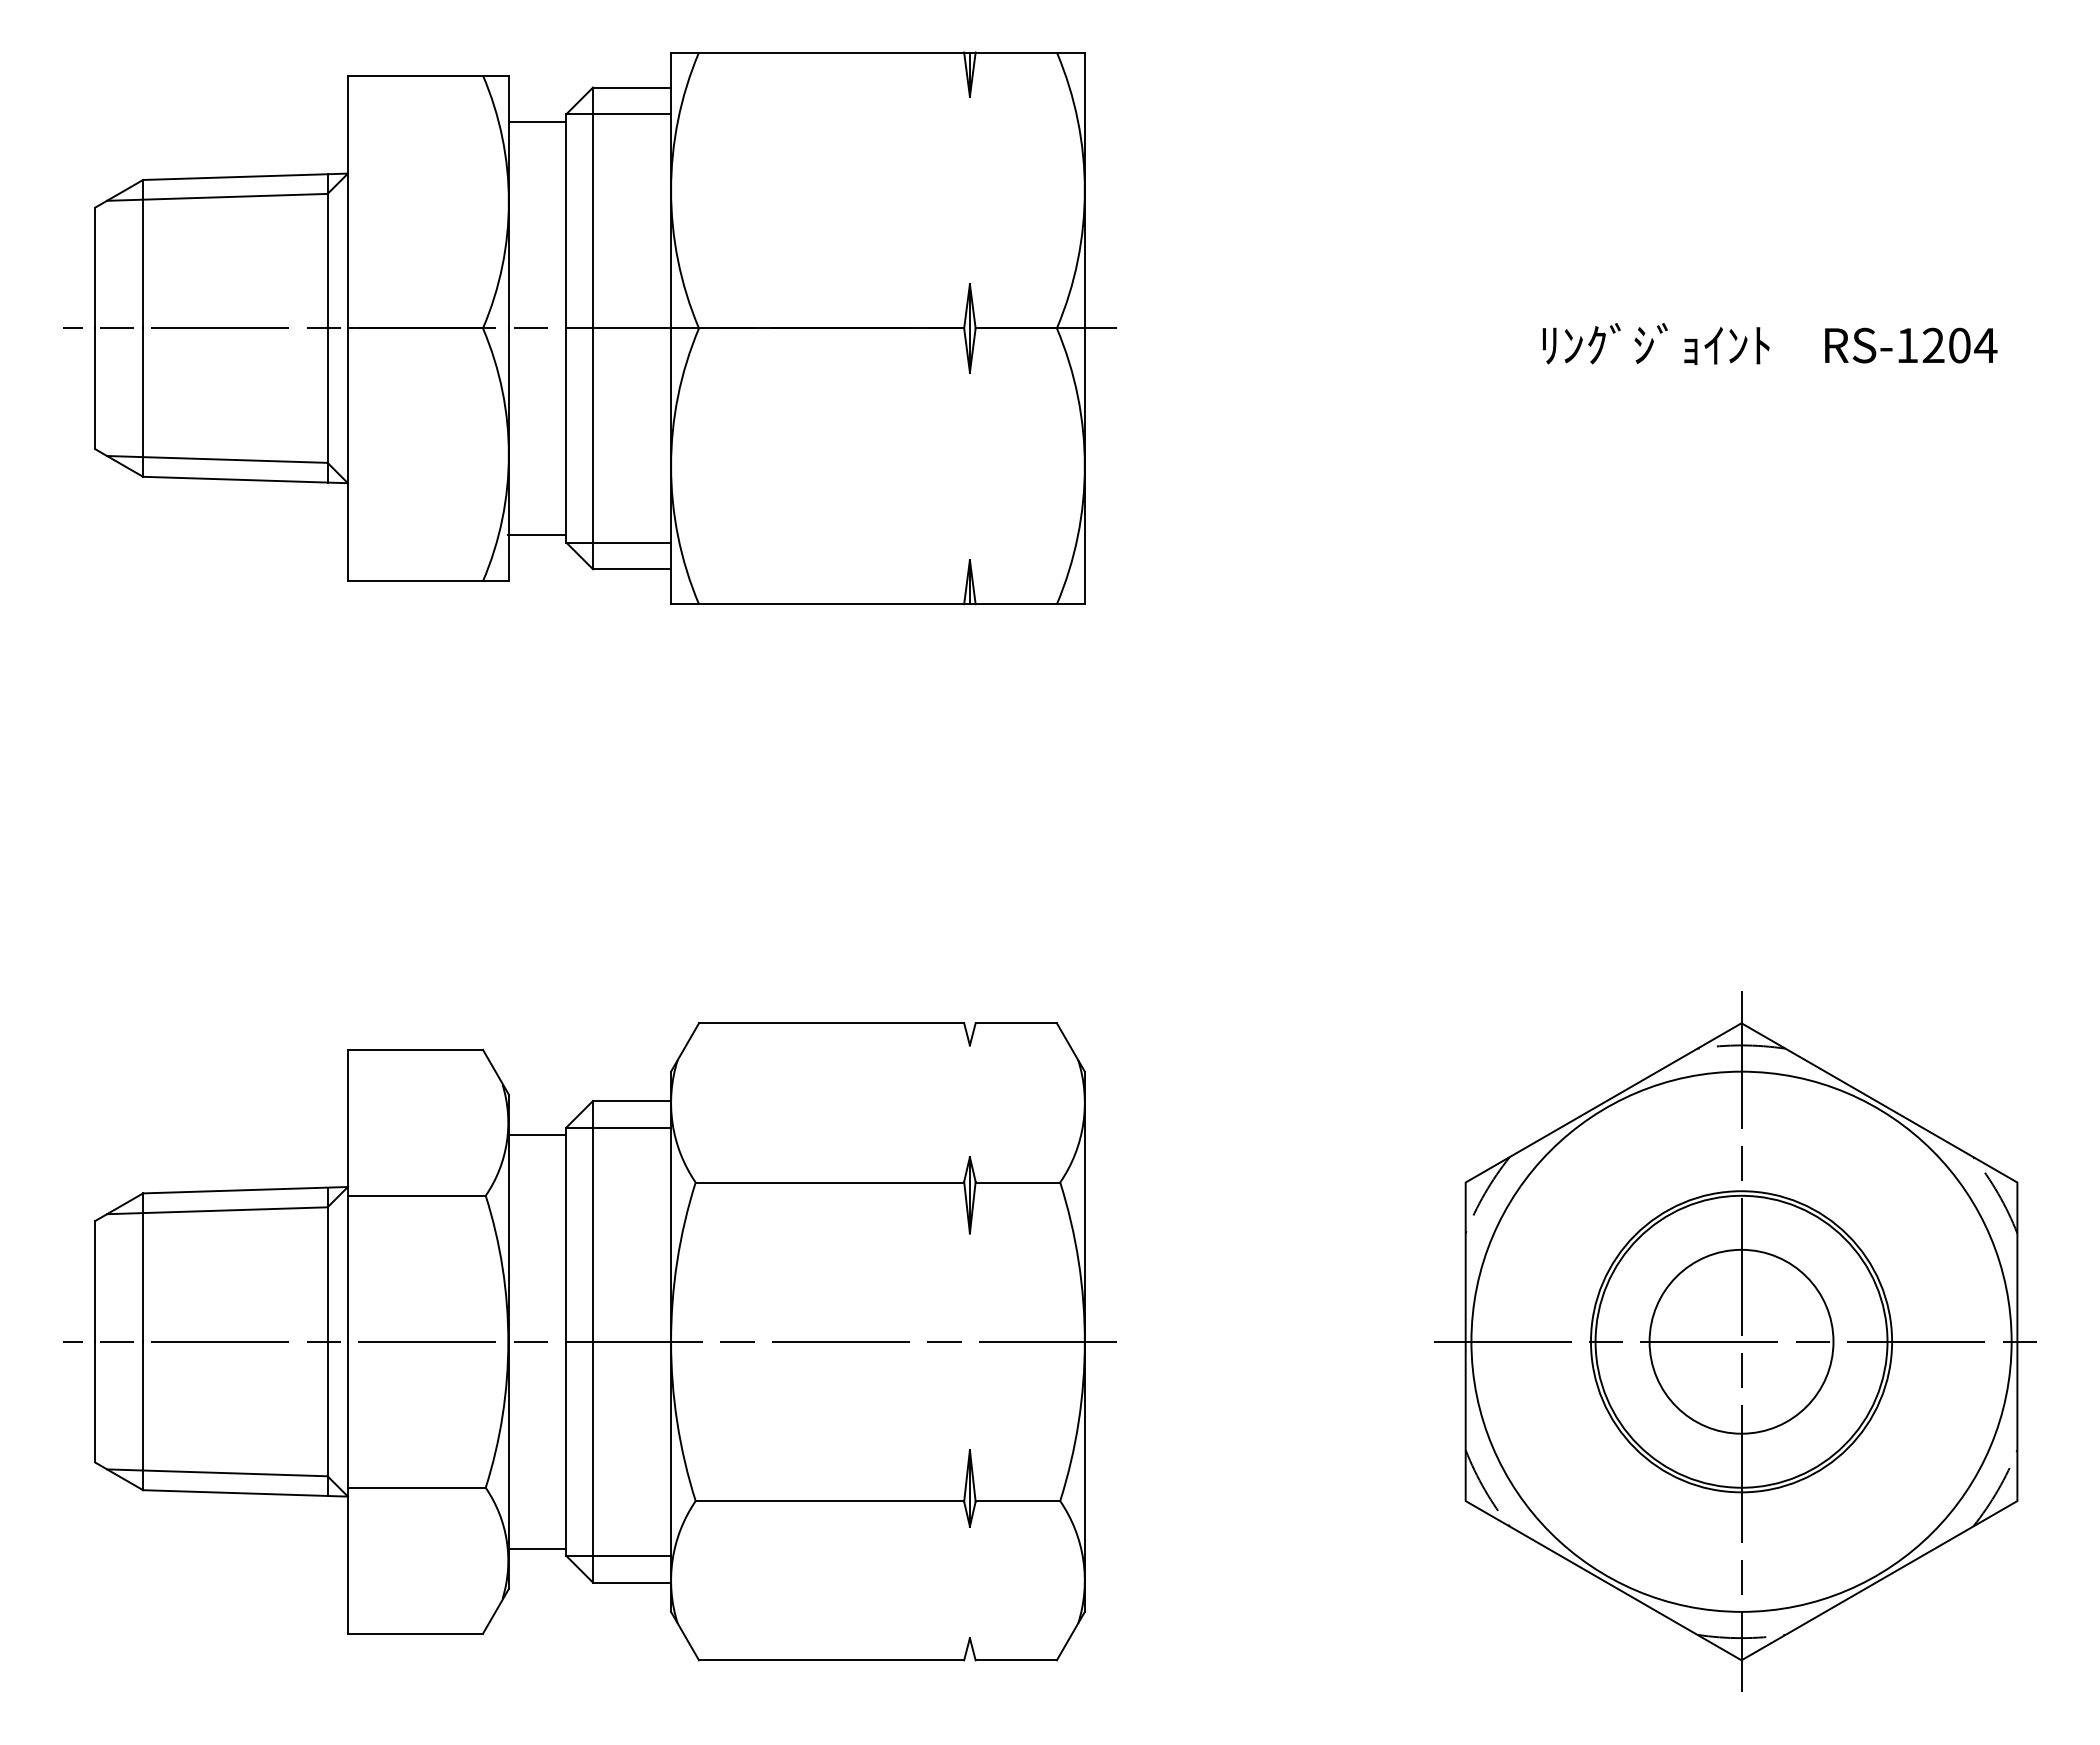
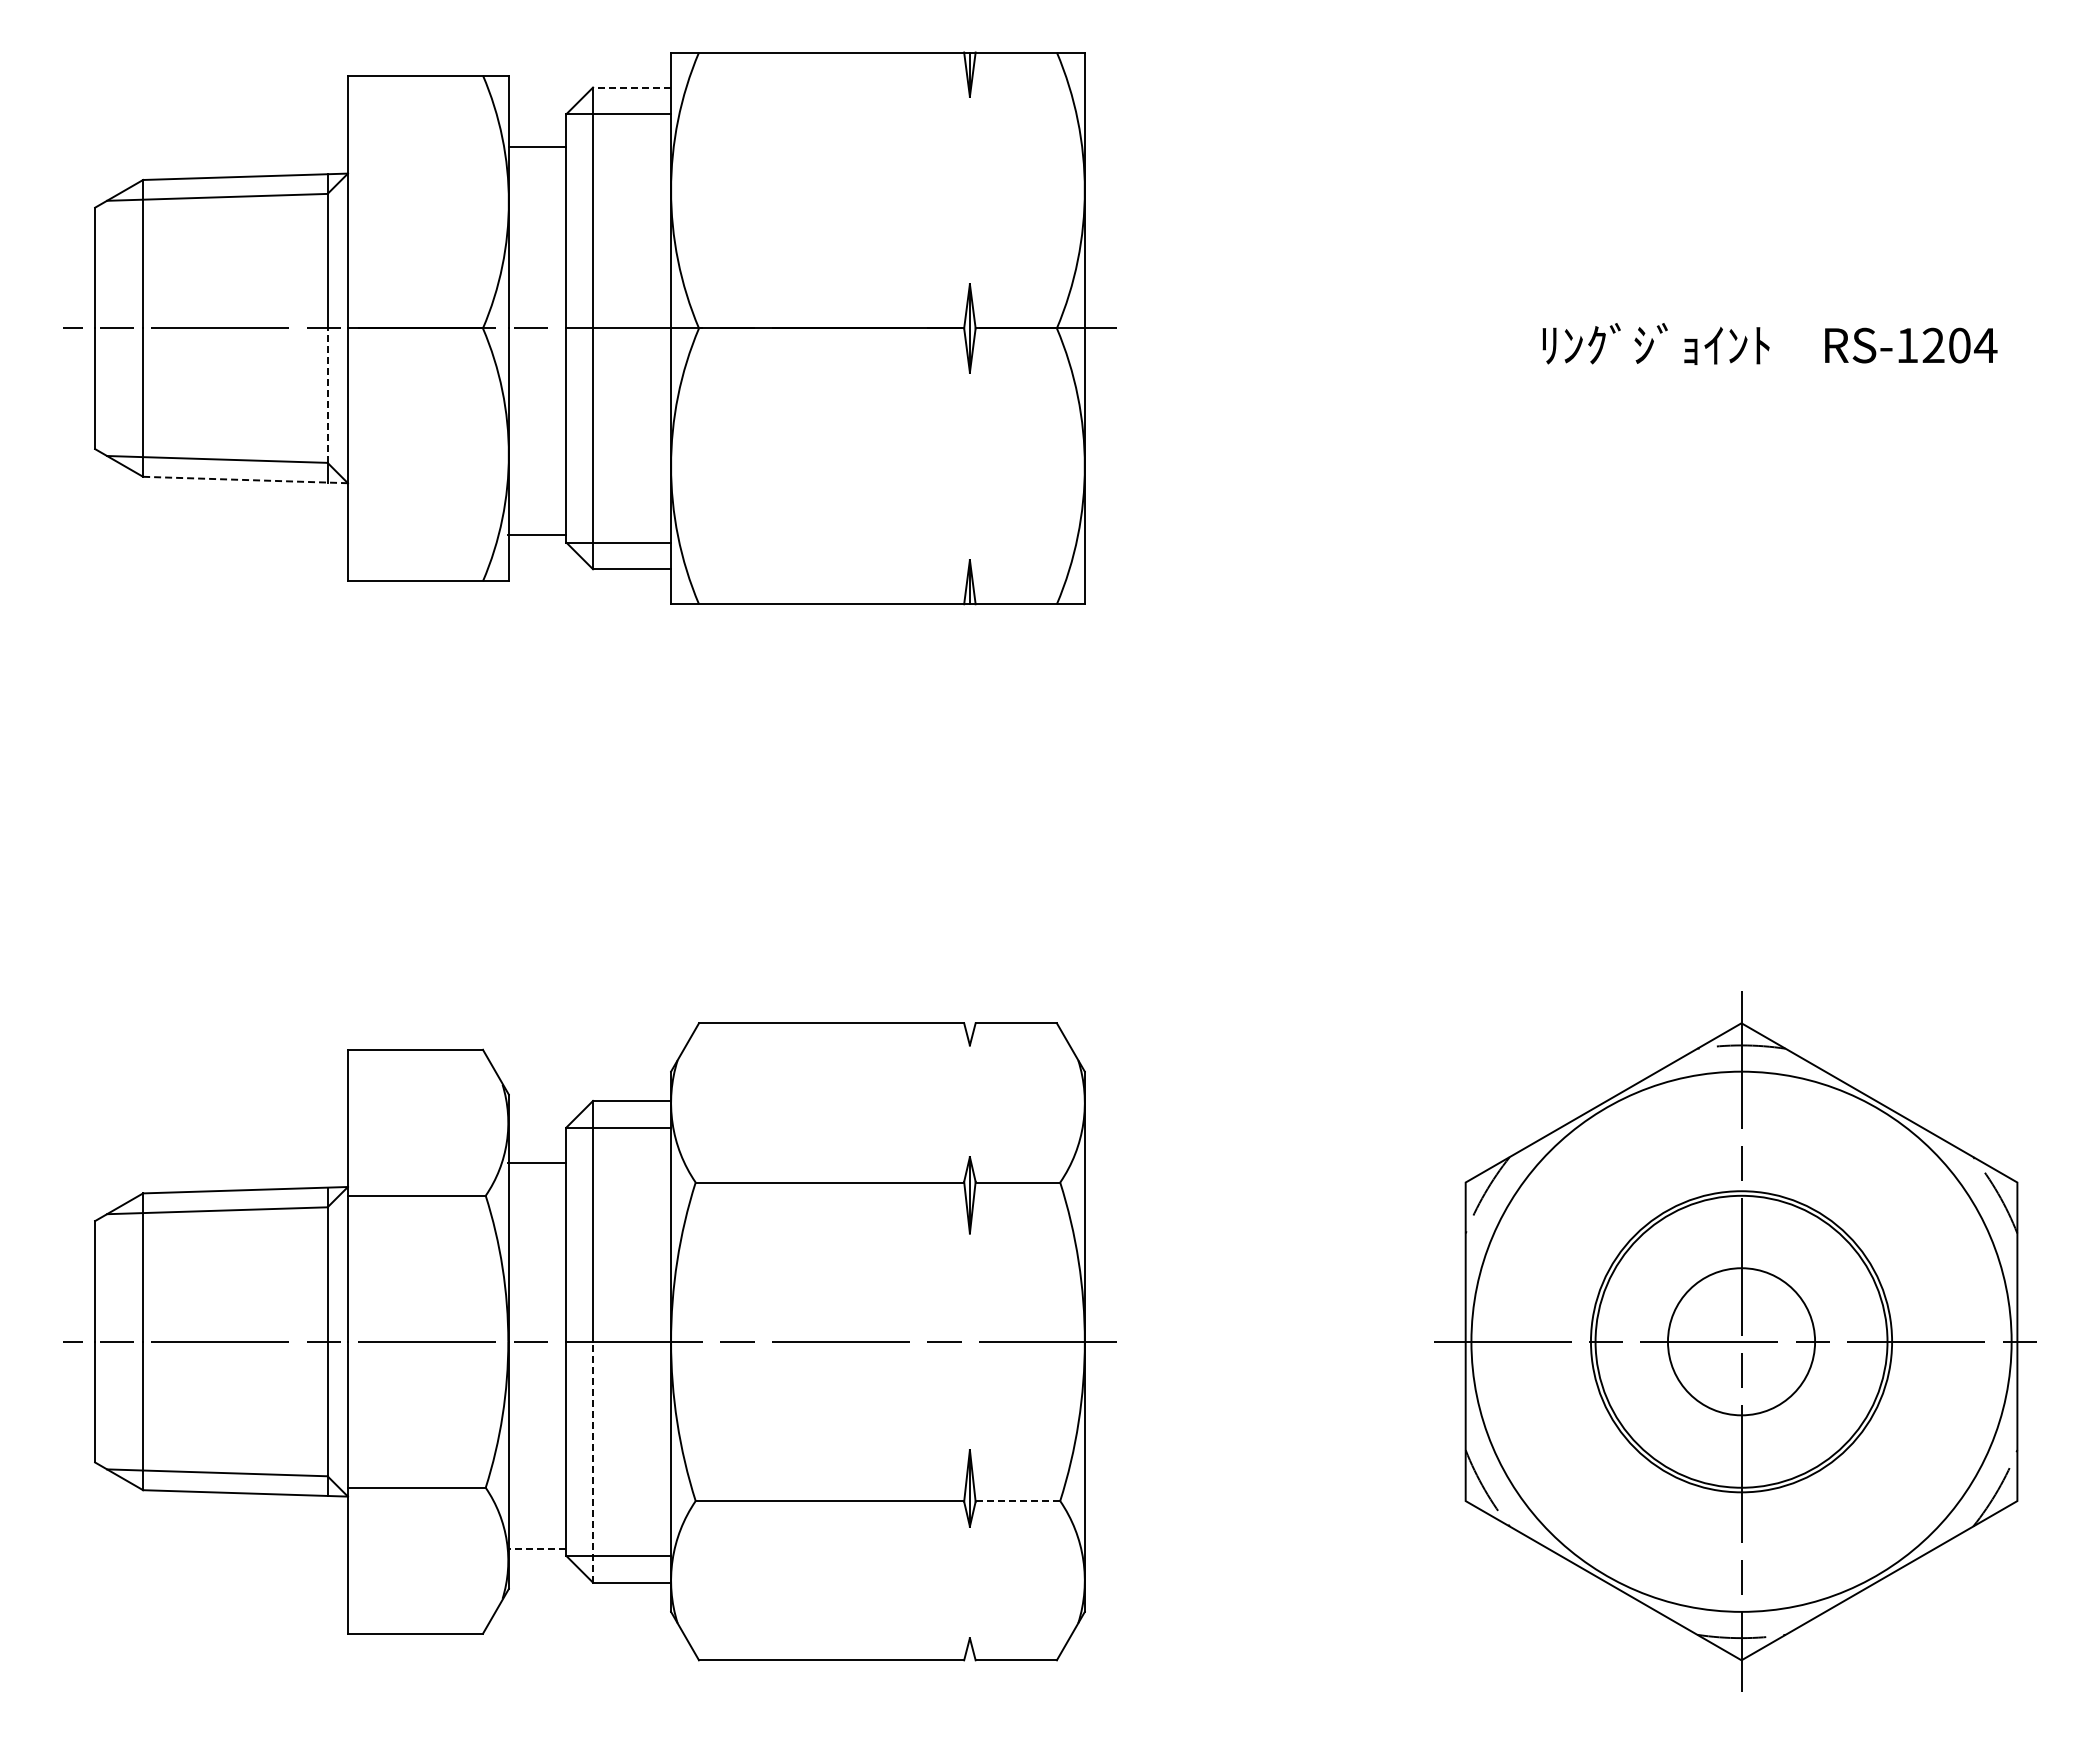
line: solid -> dashed (631, 87)
line position: (537, 121) -> (537, 146) (537, 146)
line: solid -> dashed (327, 395)
line: solid -> dashed (246, 480)
line position: (537, 1134) -> (537, 1162) (537, 1162)
circle diameter: 184 px -> 147 px (1741, 1341)
line: solid -> dashed (593, 1461)
line: solid -> dashed (1018, 1501)
line: solid -> dashed (536, 1548)
